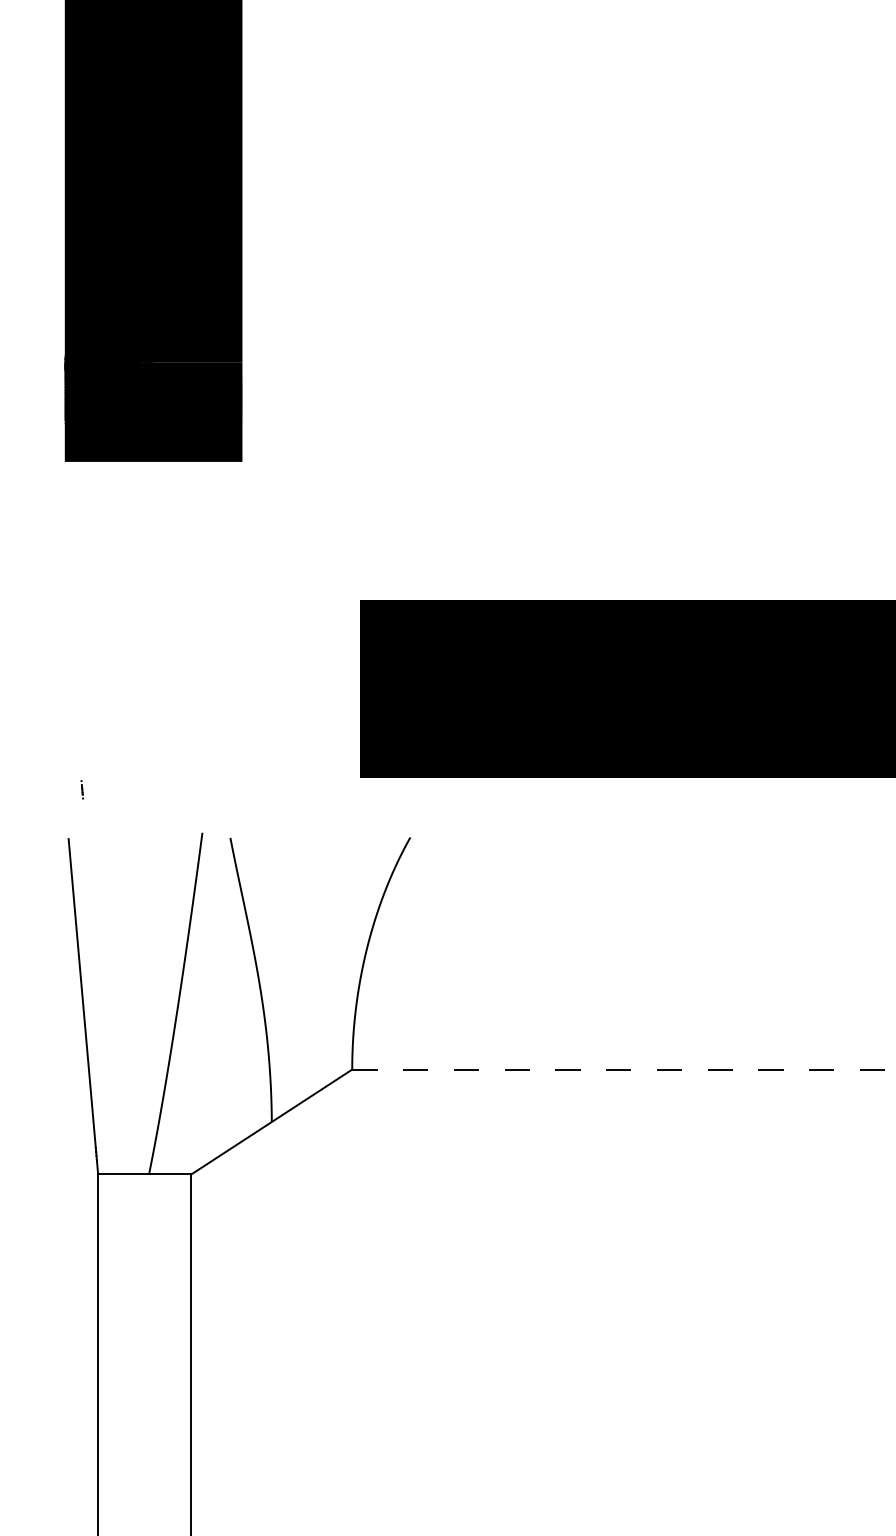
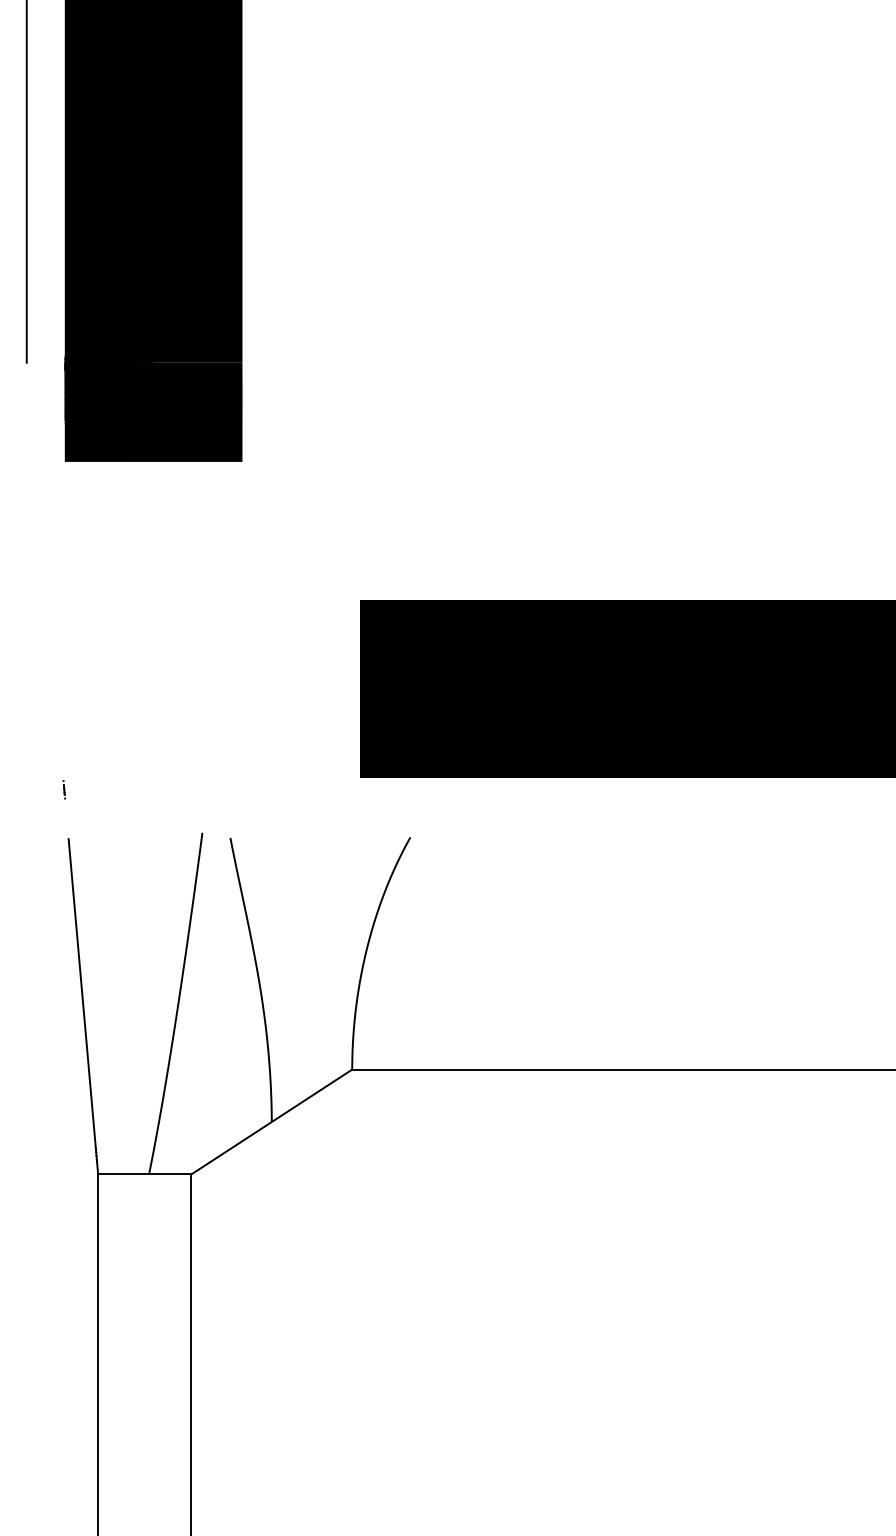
line: none -> present (26, 182)
line position: (81, 789) -> (63, 789) (63, 789)
line: dashed -> solid (624, 1069)
